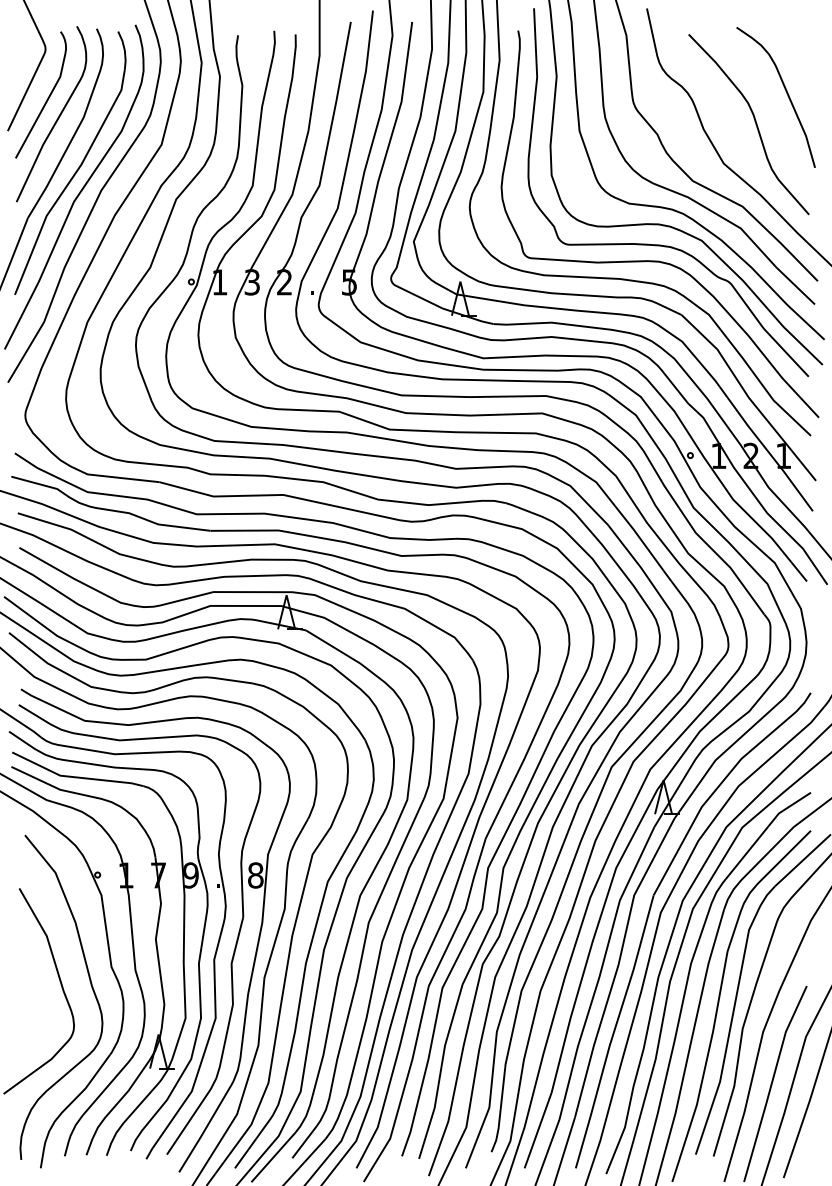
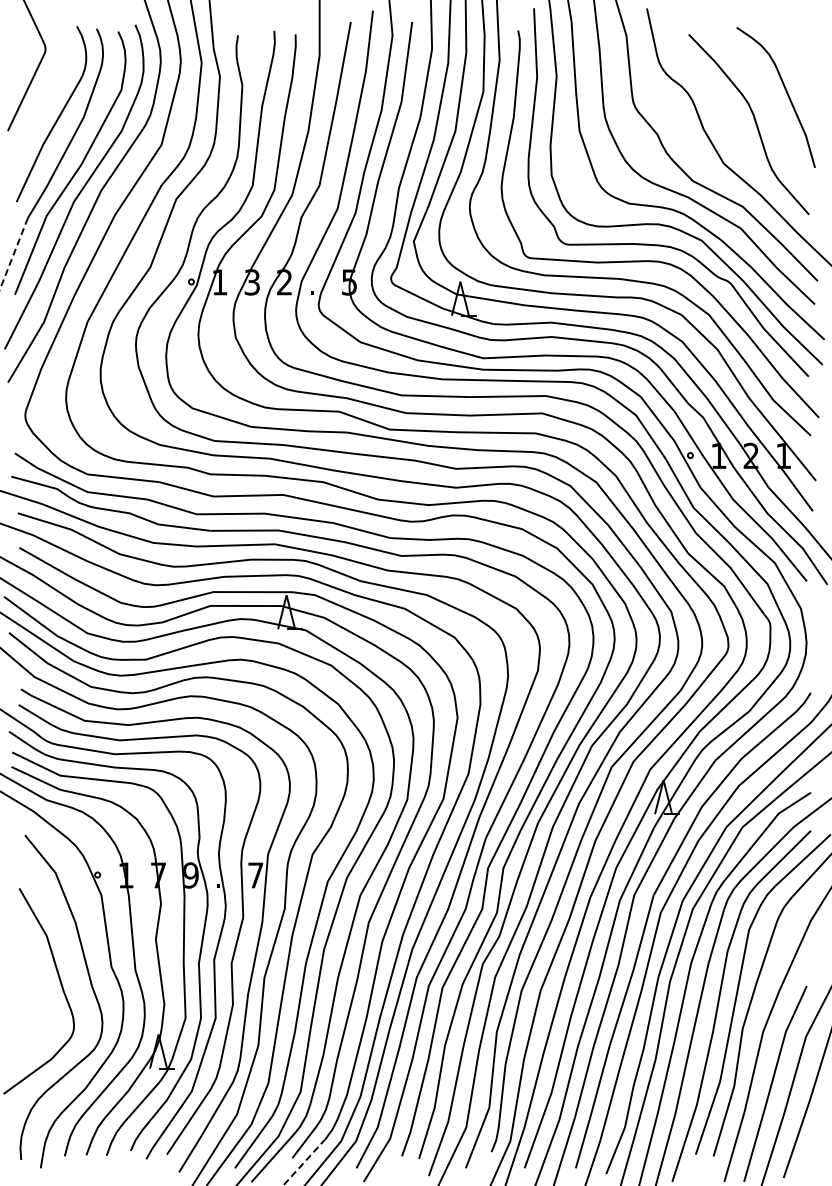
curve: present -> none (47, 97)
line: solid -> dashed (13, 254)
text: 8 -> 7 (255, 875)
line: solid -> dashed (304, 1161)
